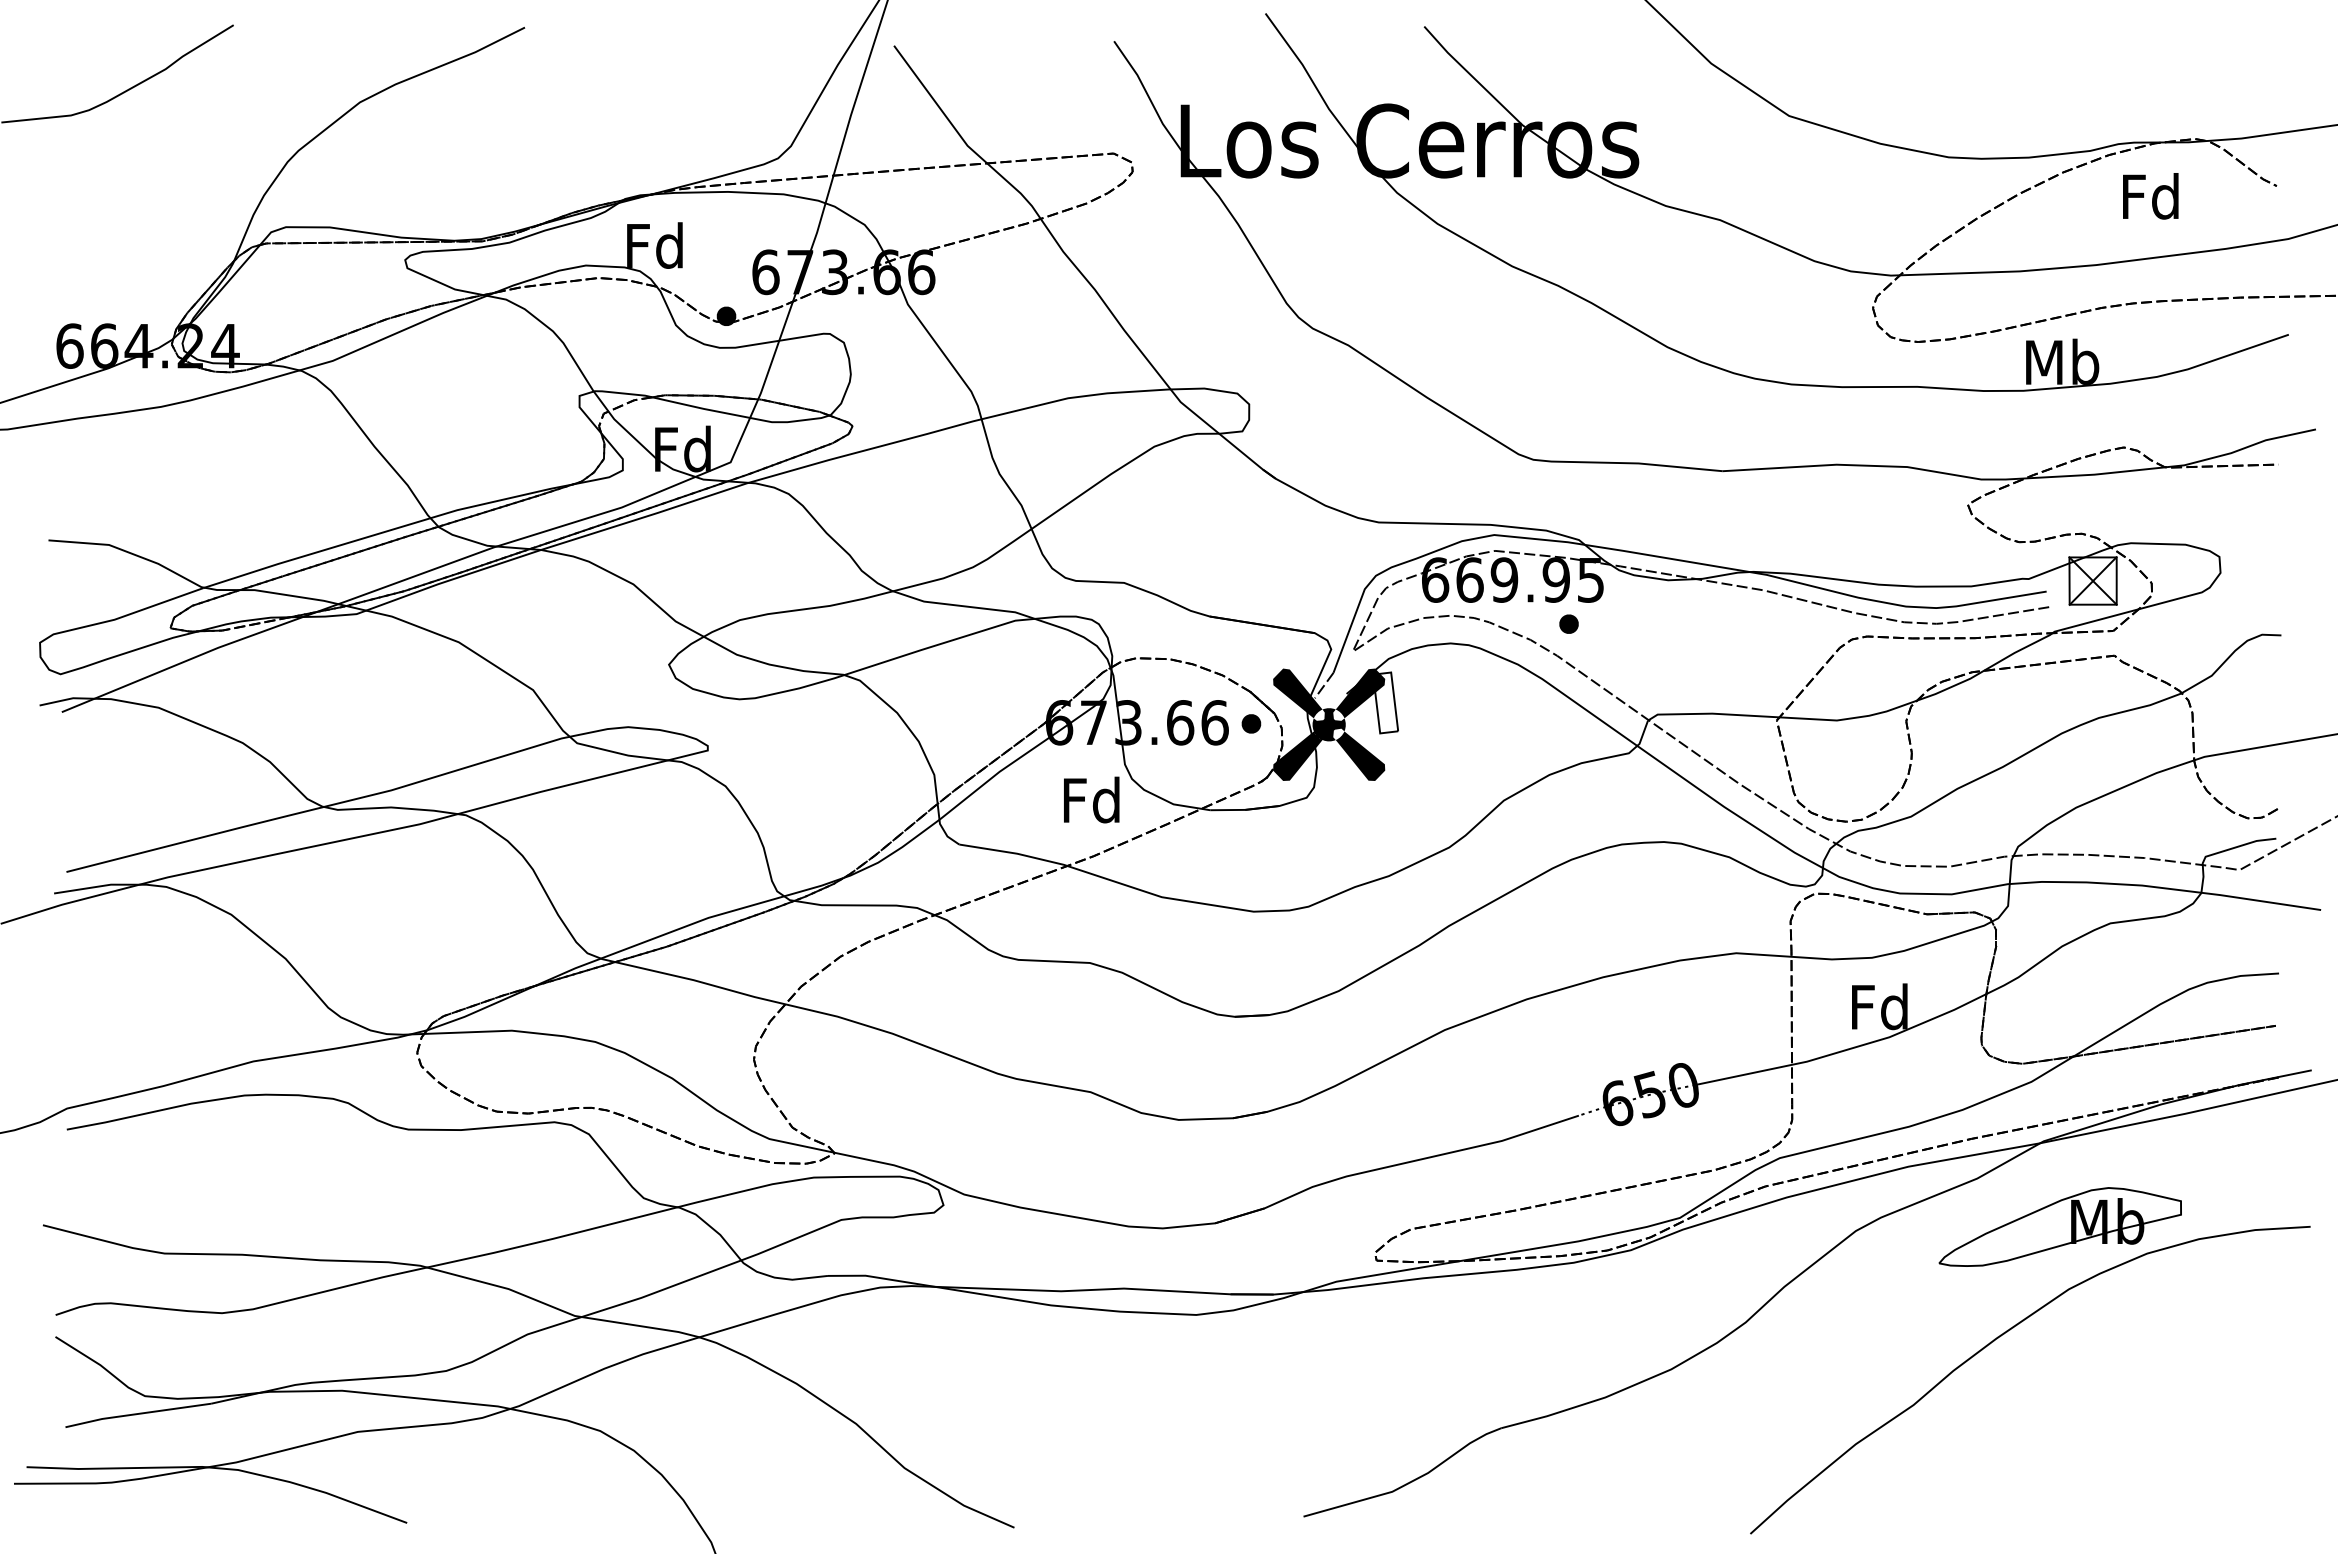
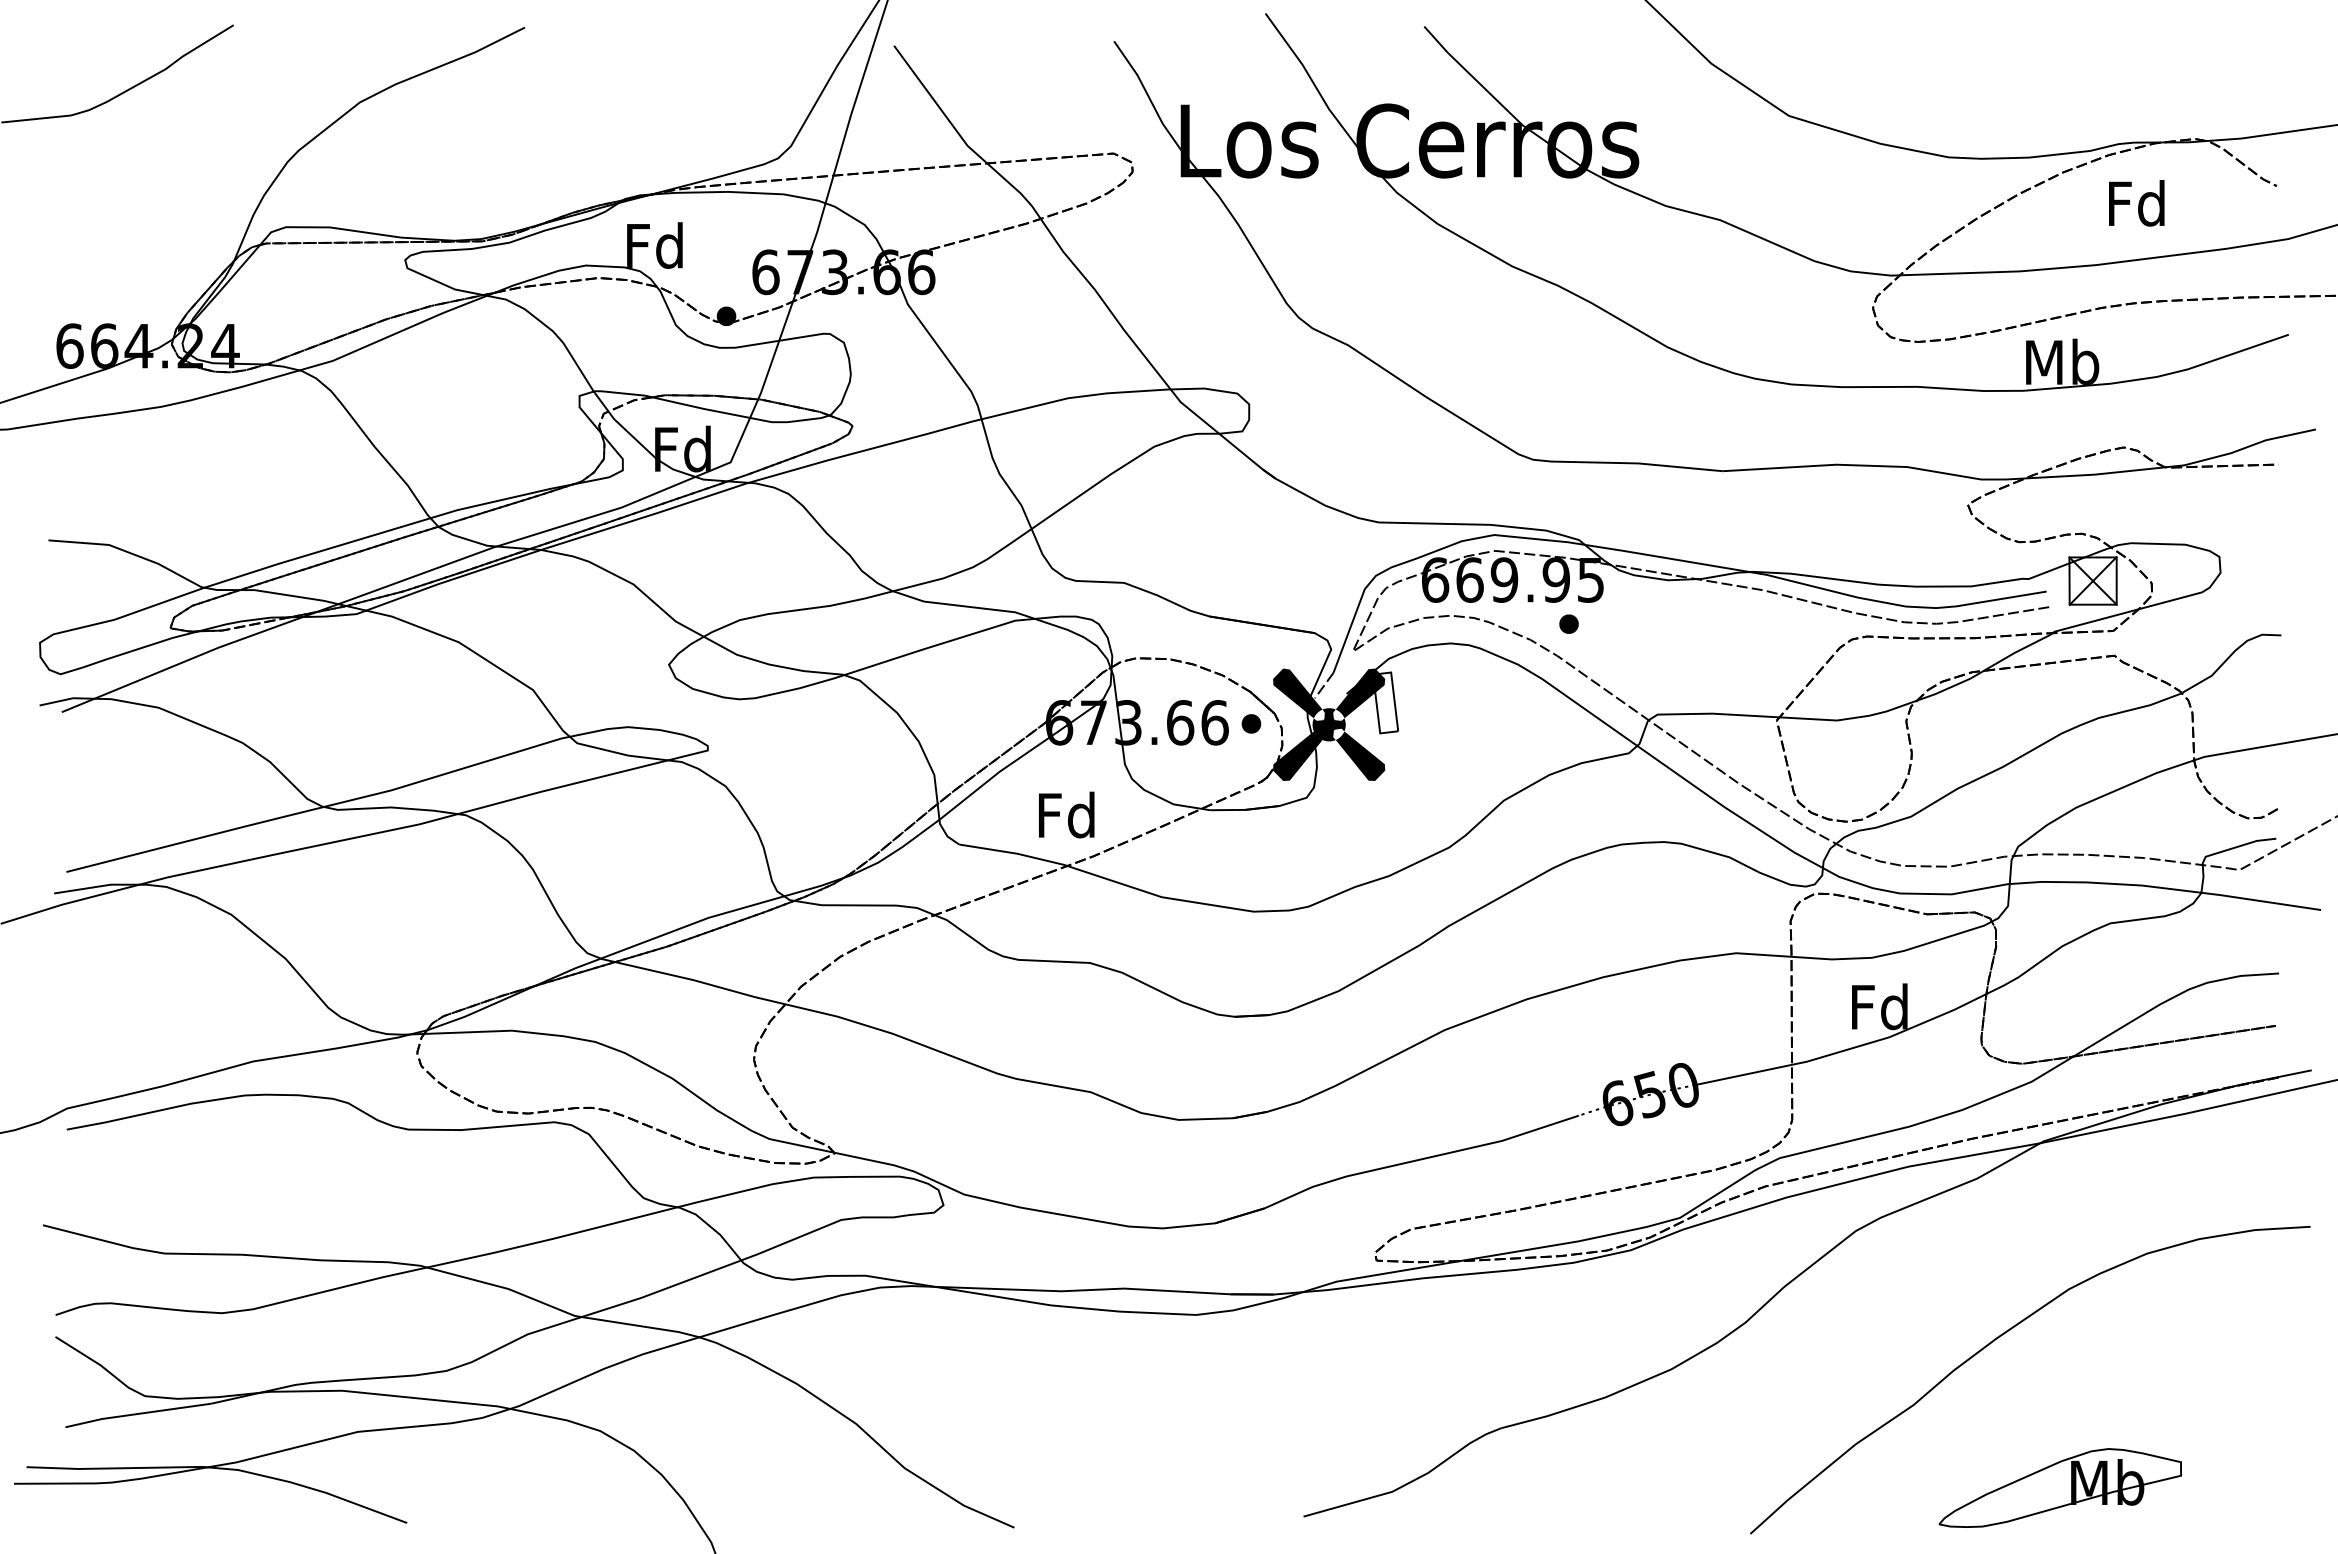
text position: (2150, 196) -> (2136, 203) (2136, 203)
text position: (1091, 799) -> (1066, 814) (1066, 814)
part position: (2059, 1226) -> (2059, 1487) (2059, 1487)
